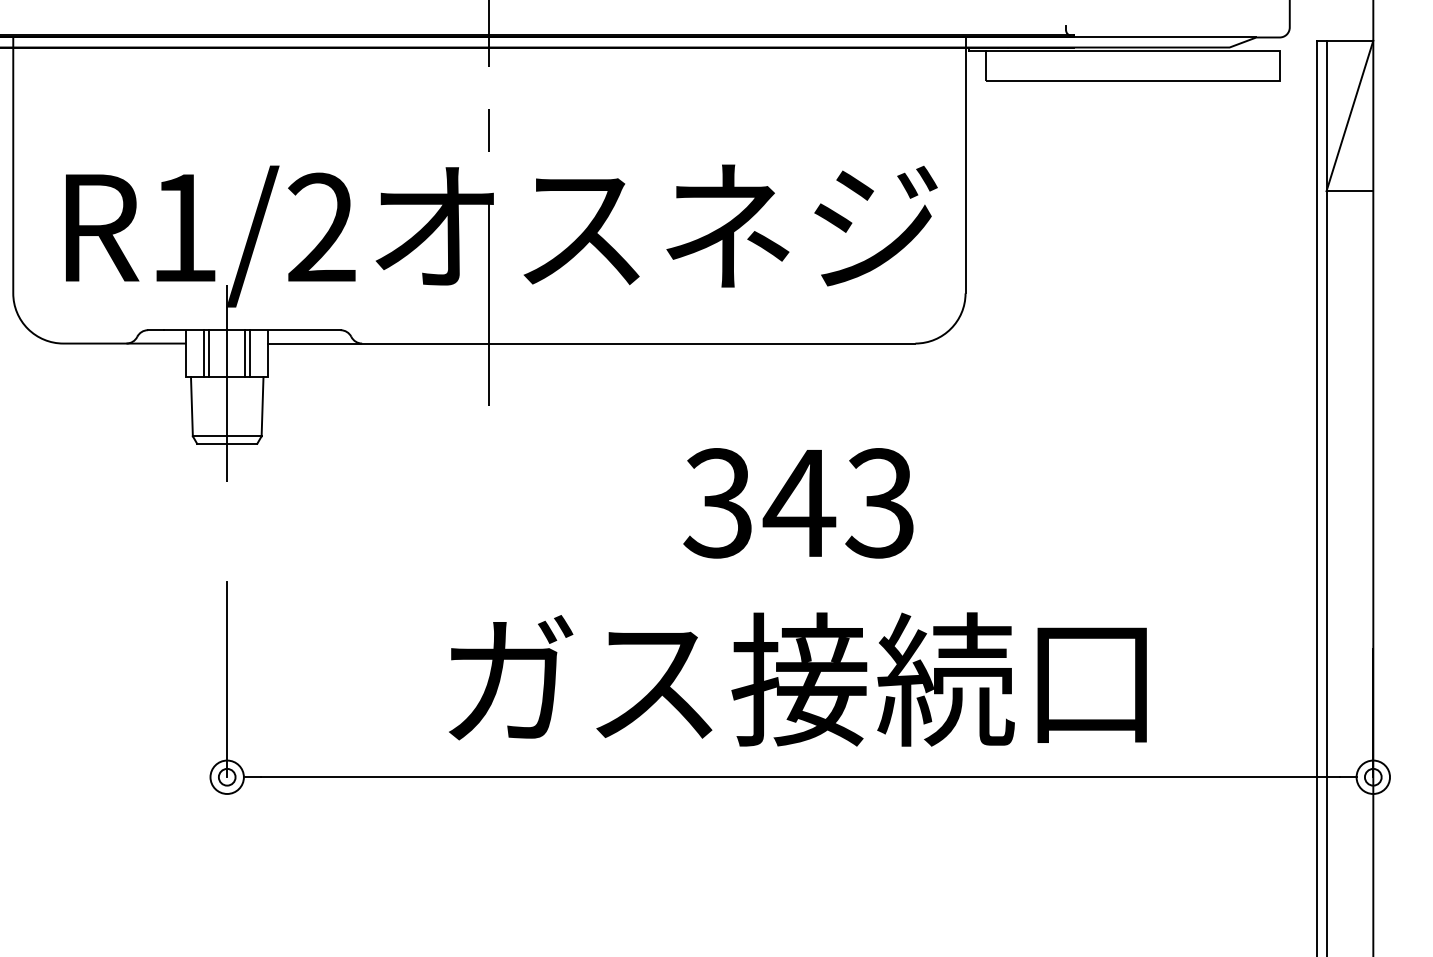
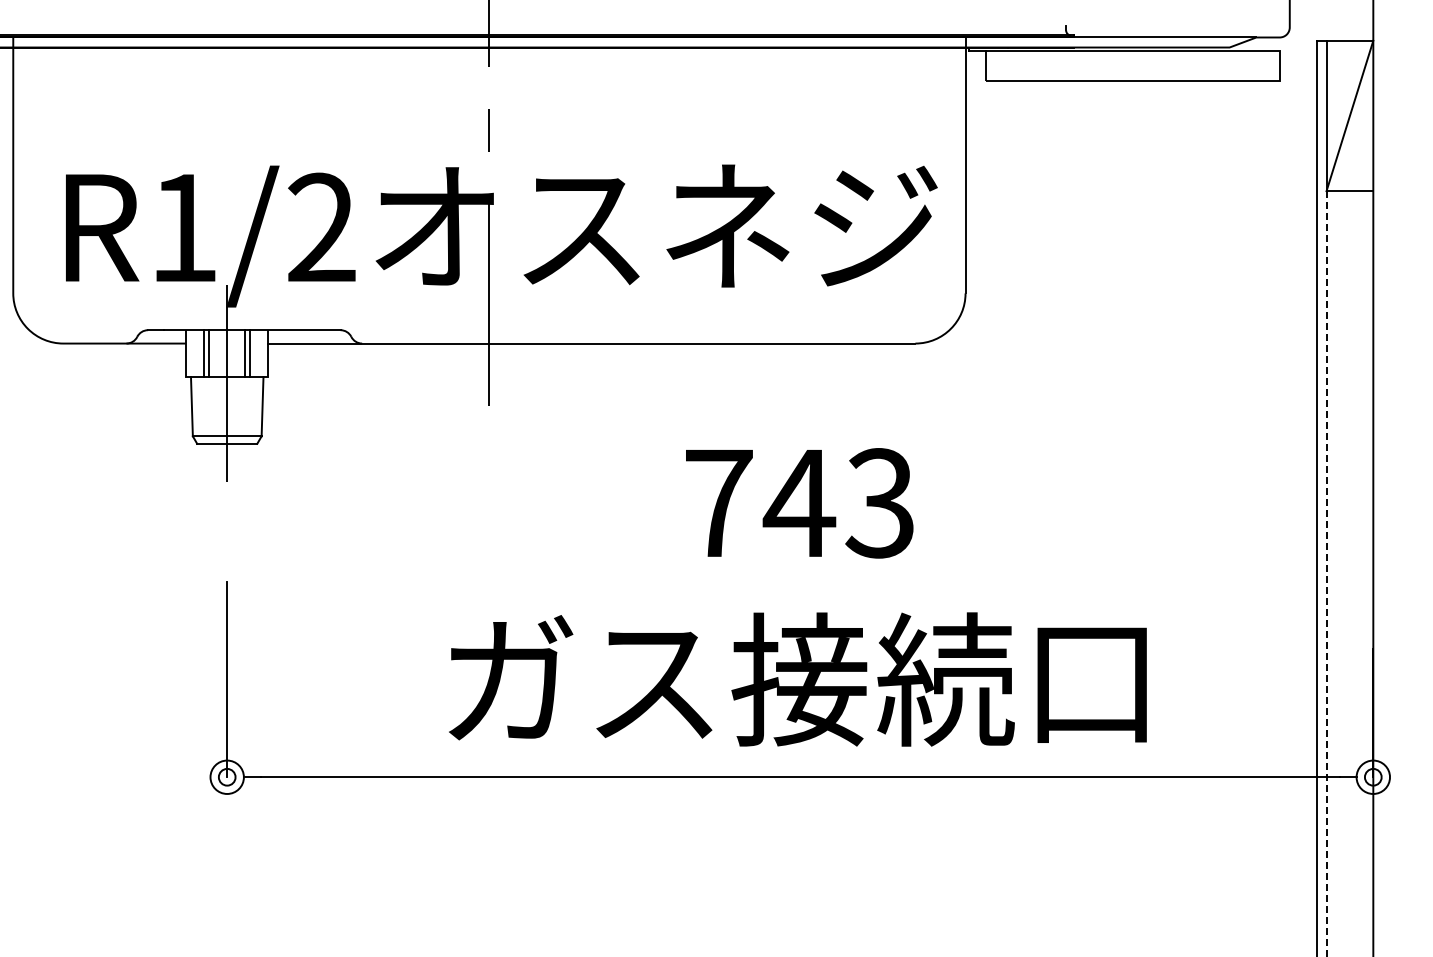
text: 343 -> 743 (717, 503)
line: solid -> dashed (1326, 574)
